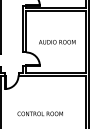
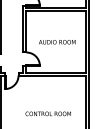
text position: (39, 113) -> (47, 113) (47, 113)
